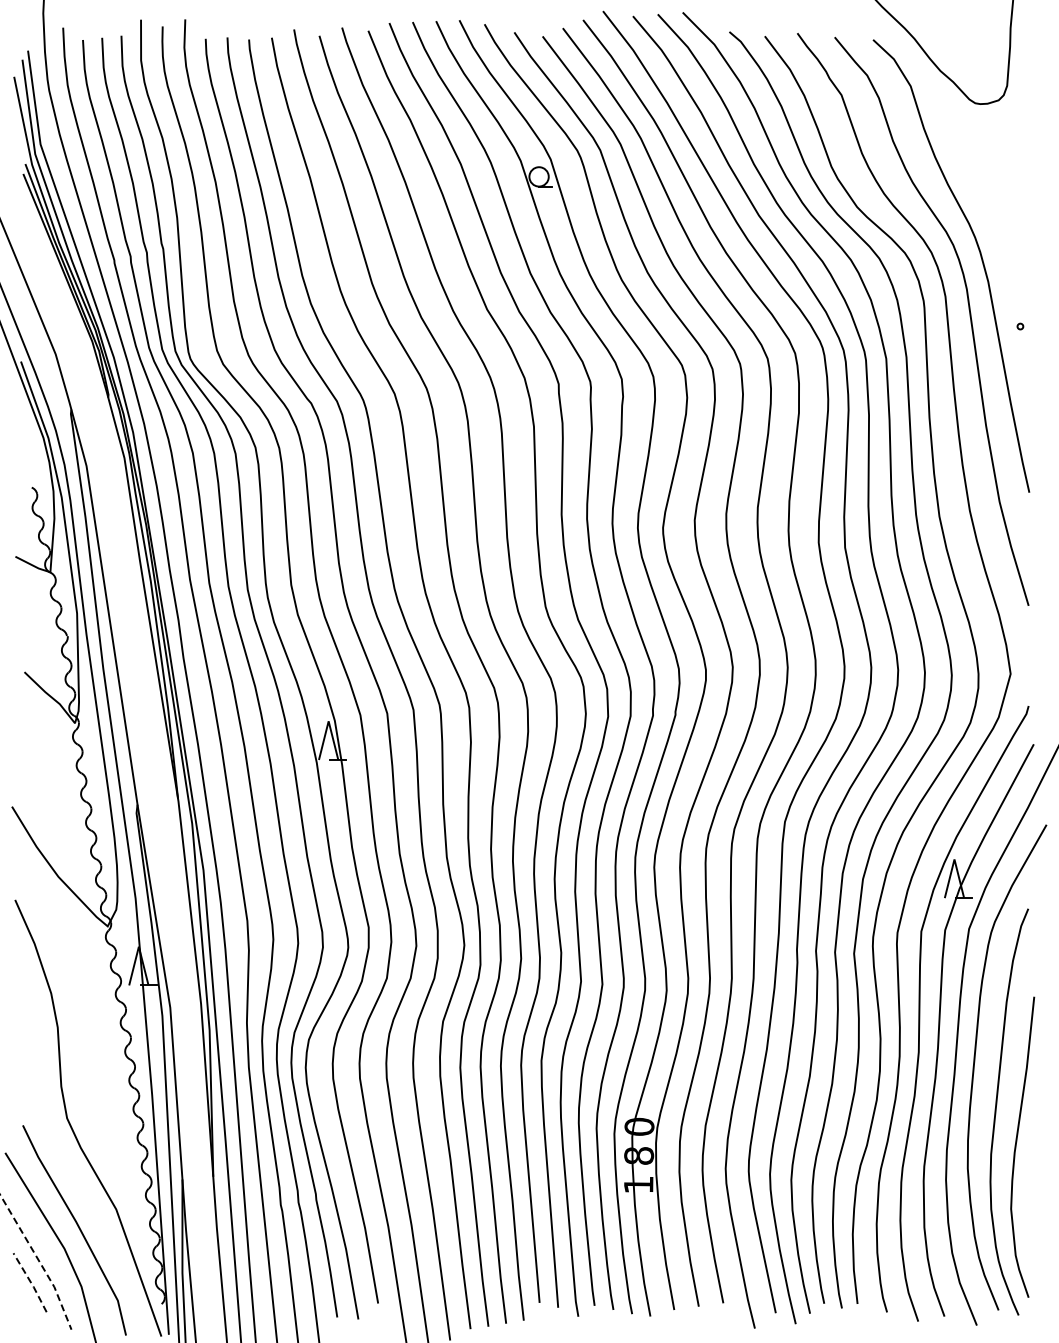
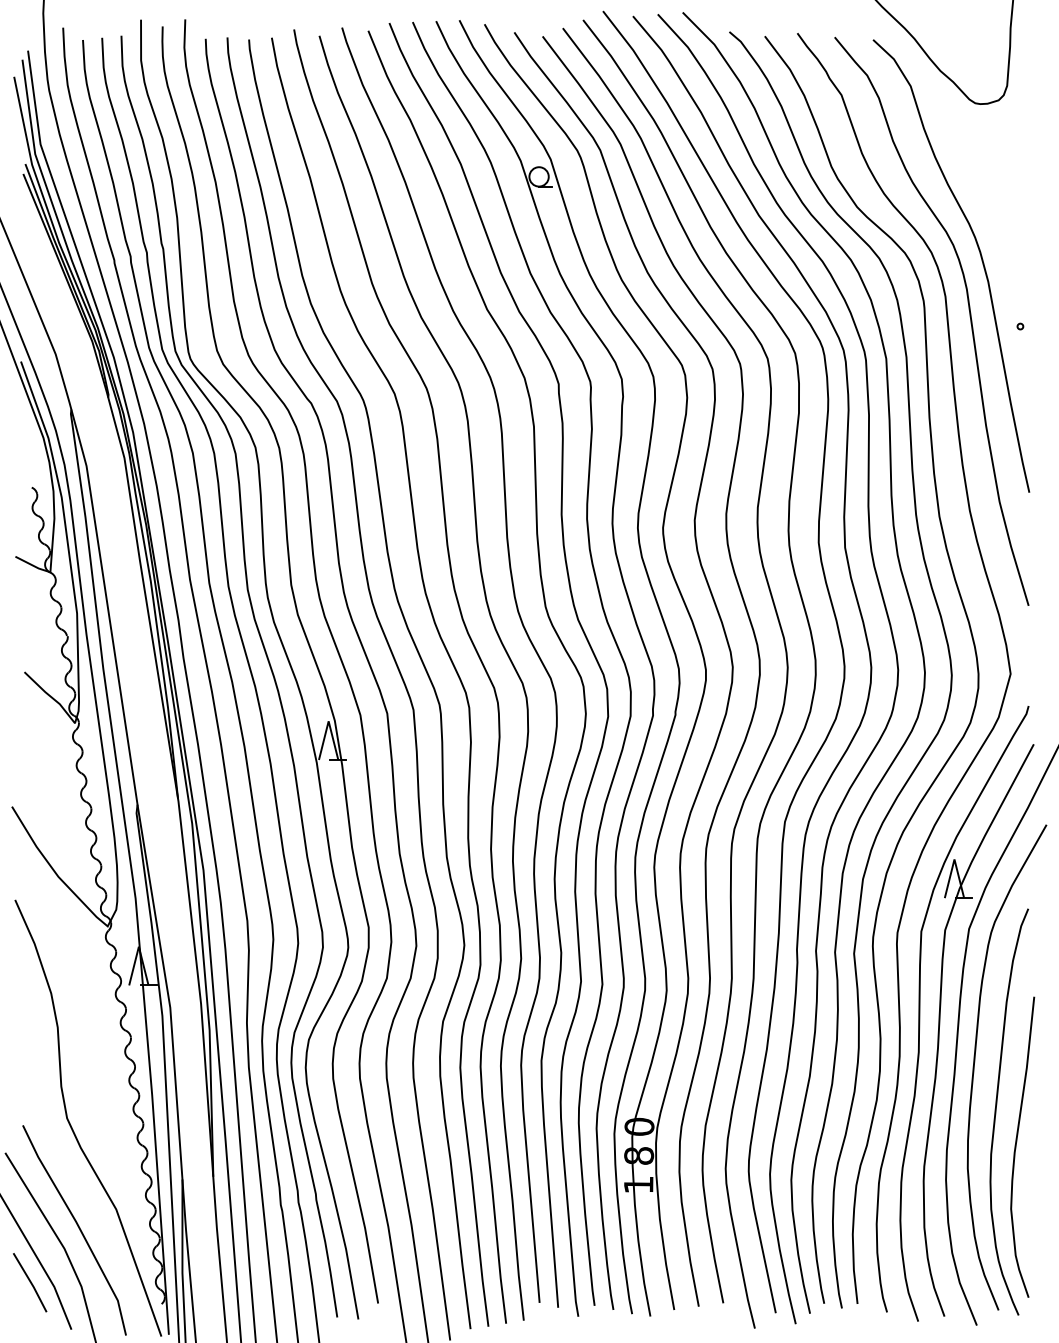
line: dashed -> solid (39, 1262)
line: dashed -> solid (31, 1282)
